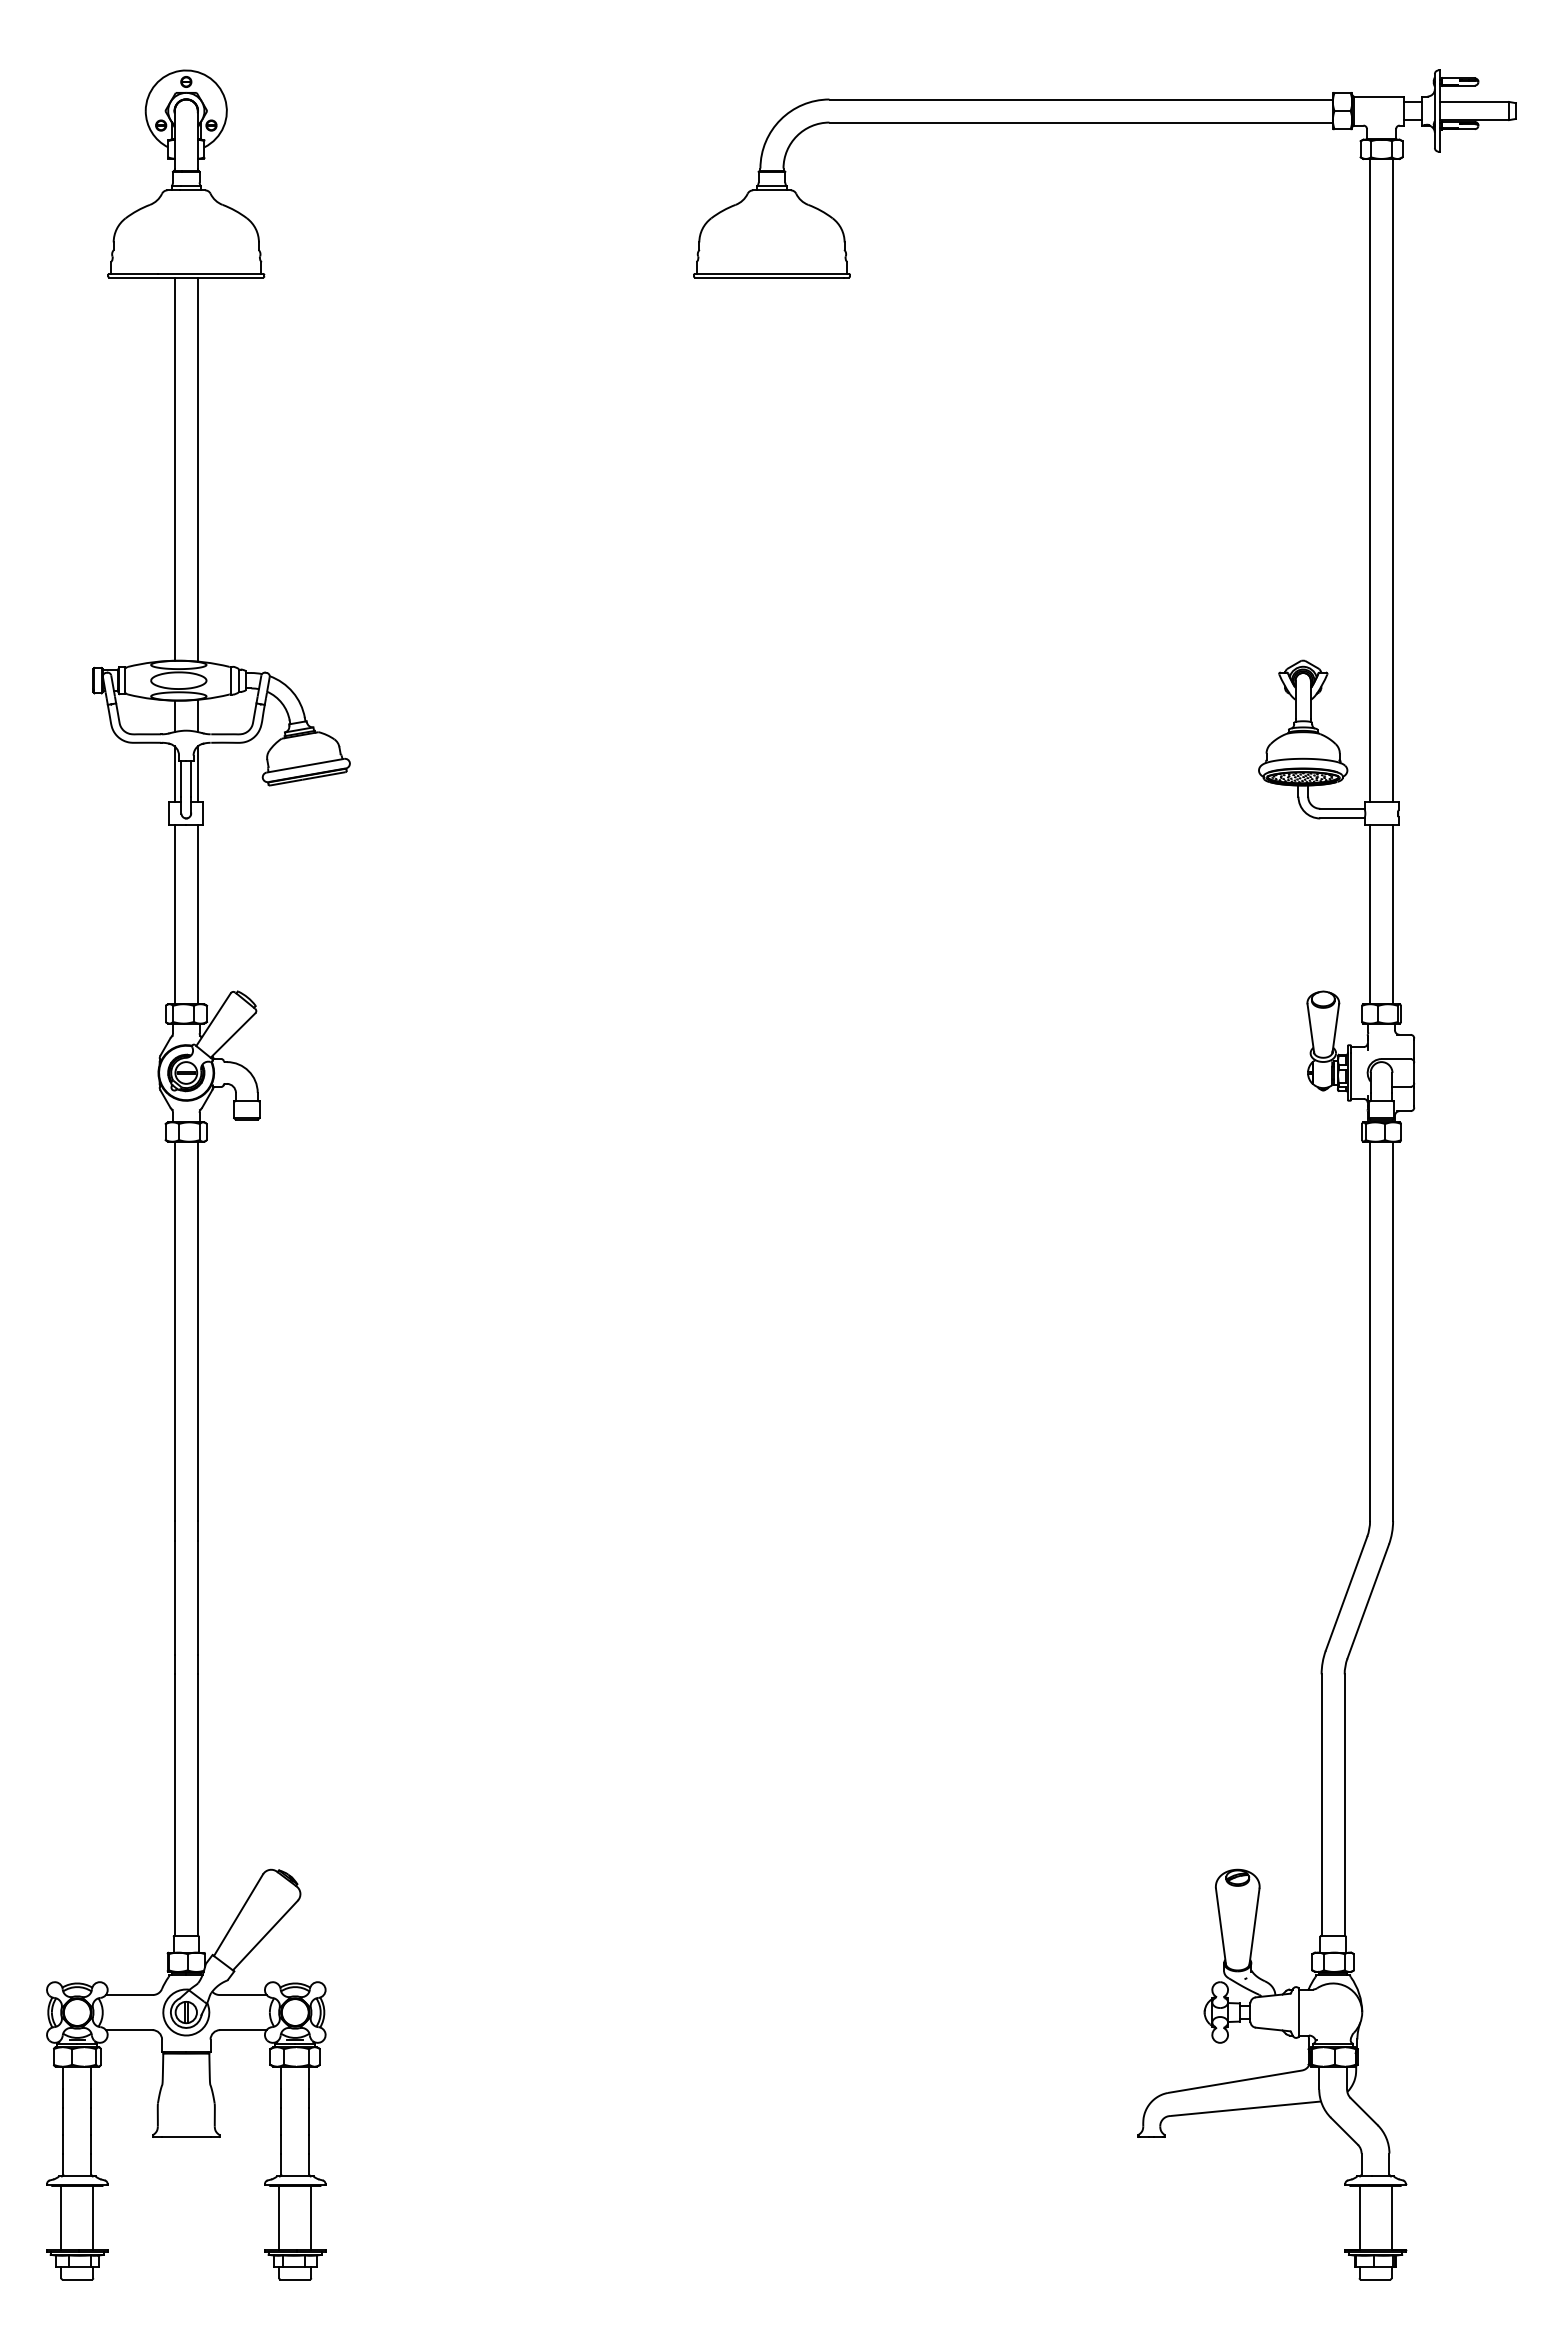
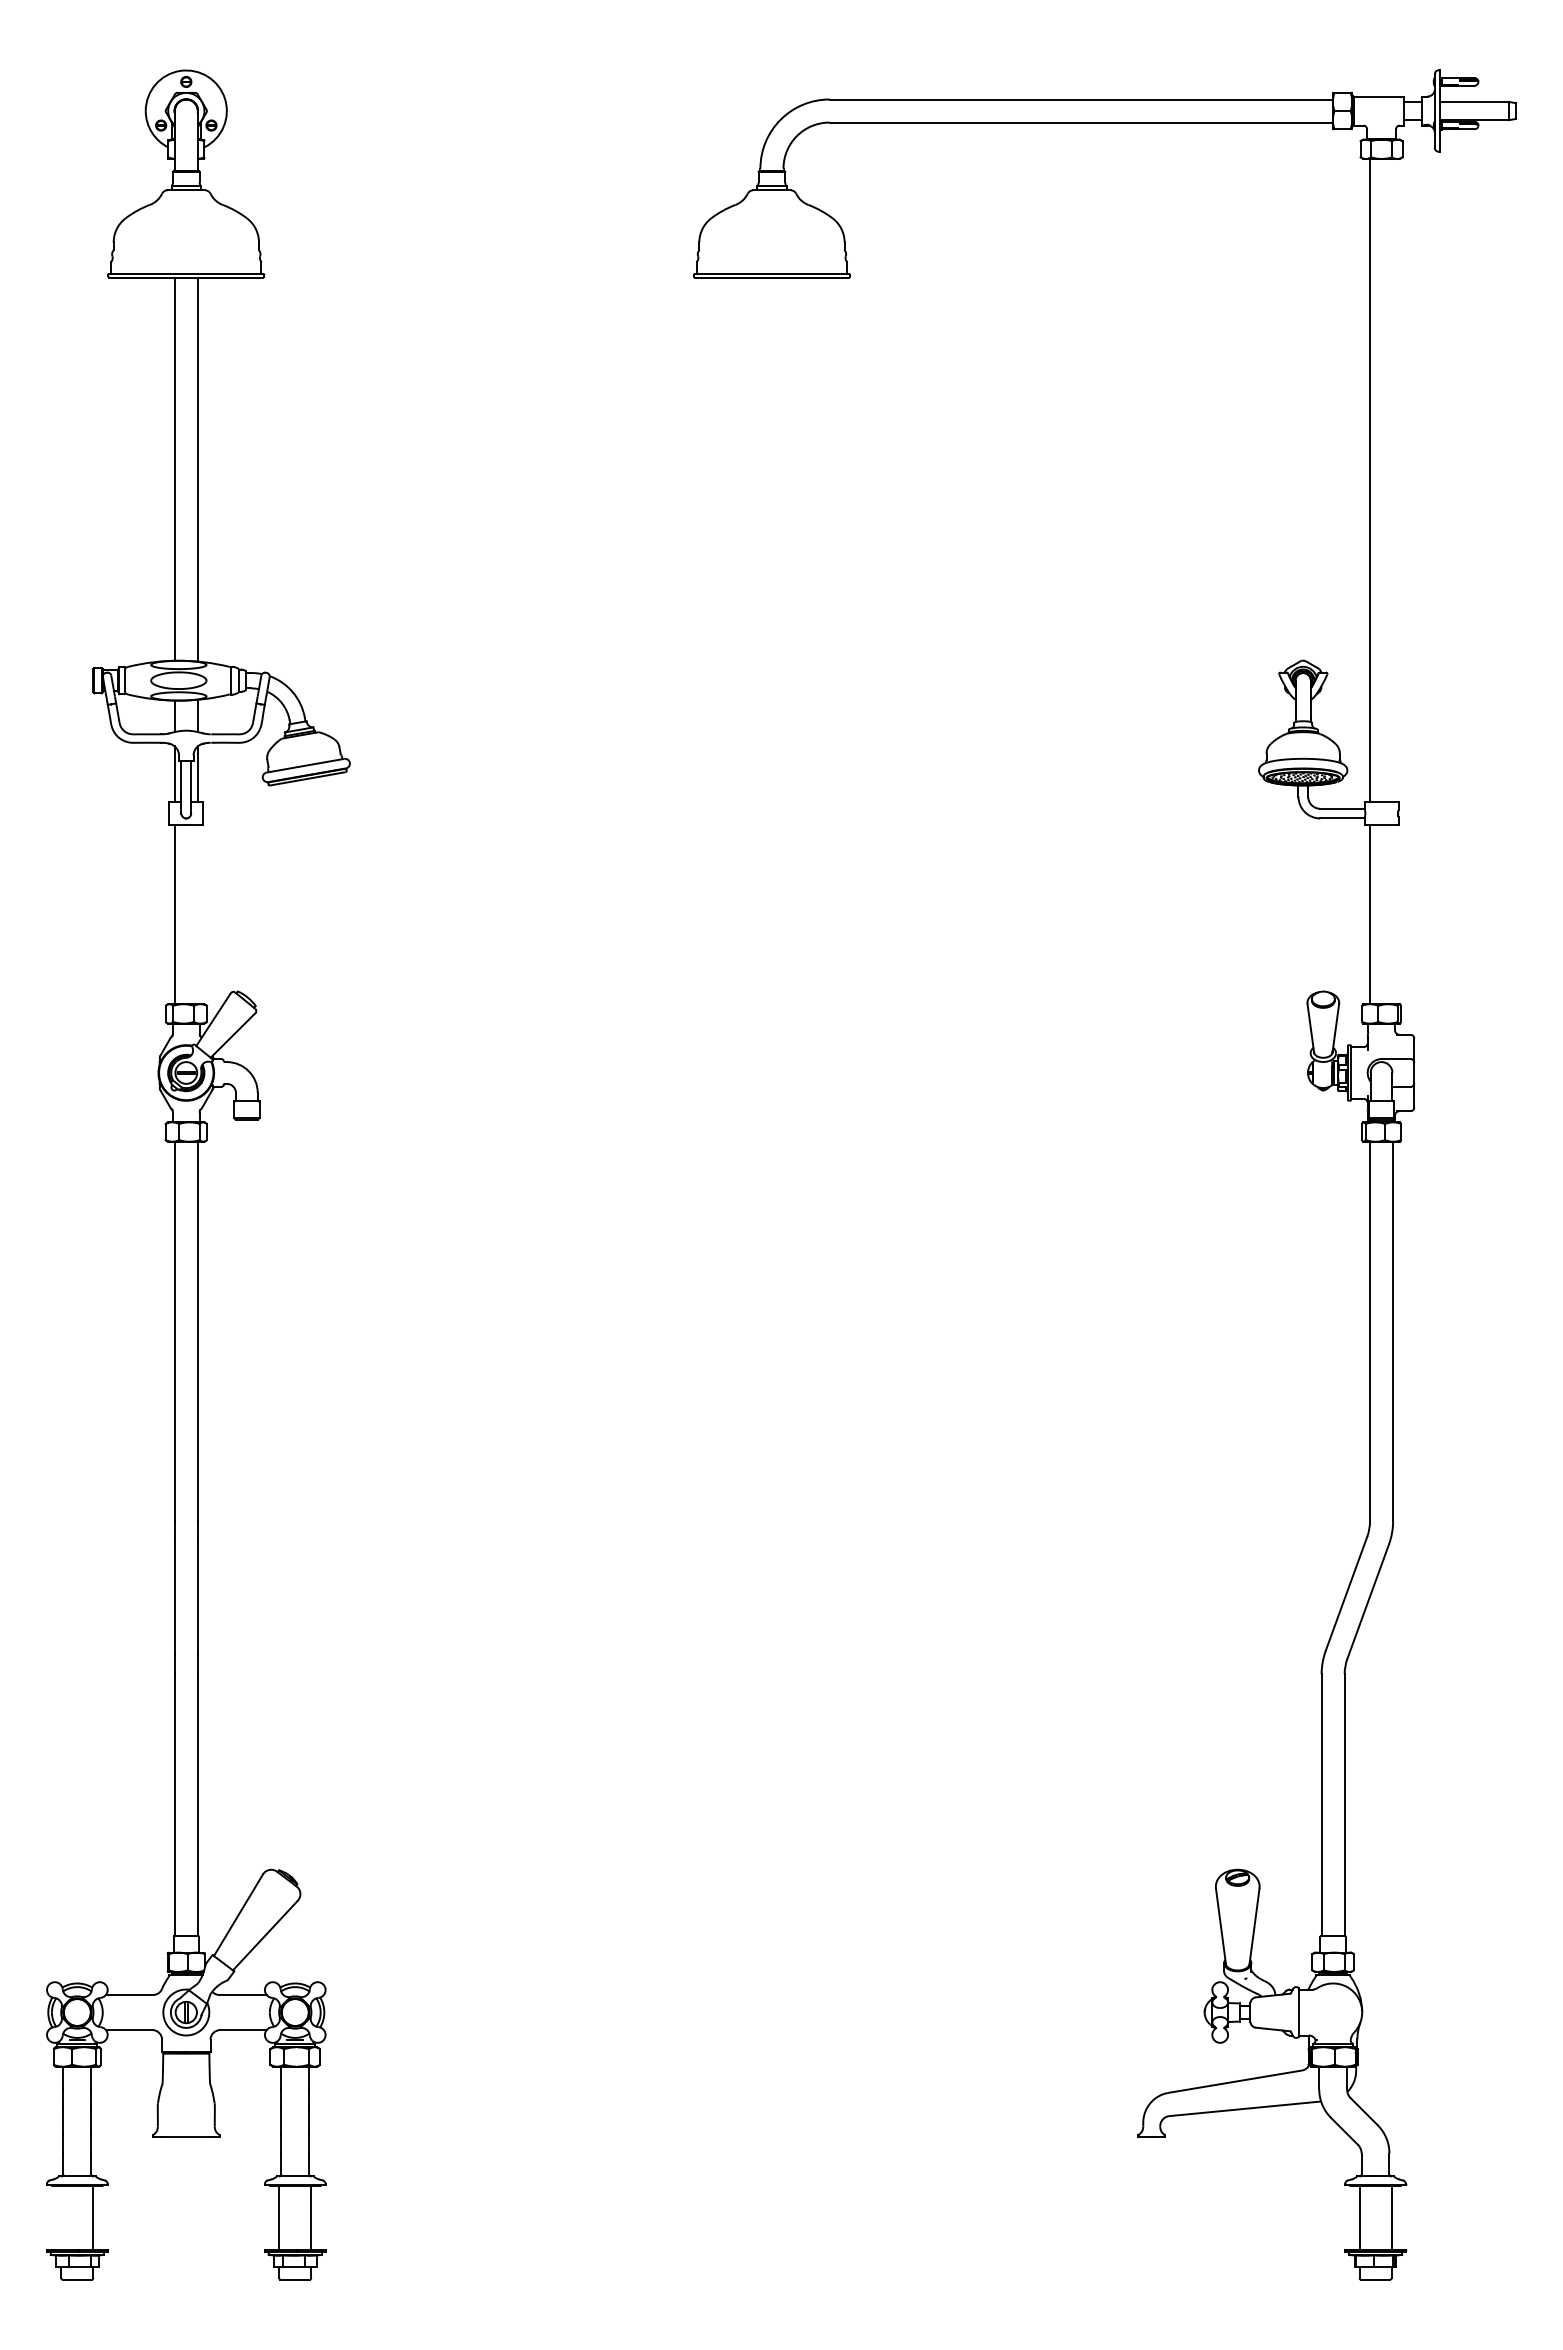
line: present -> none (1393, 480)
line: present -> none (197, 914)
line: present -> none (1393, 914)
line: present -> none (61, 2217)
